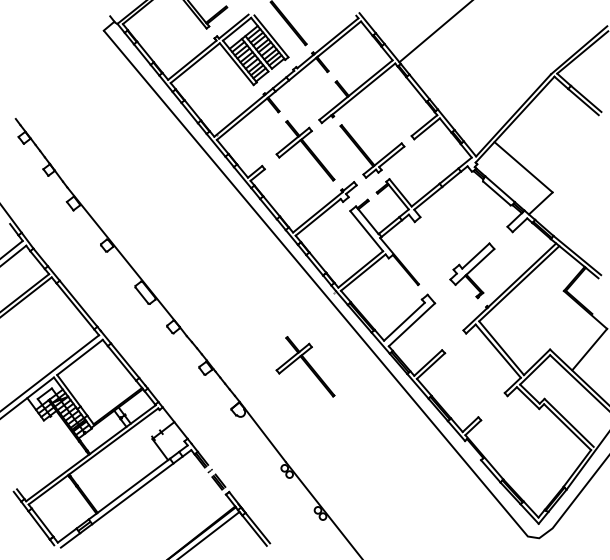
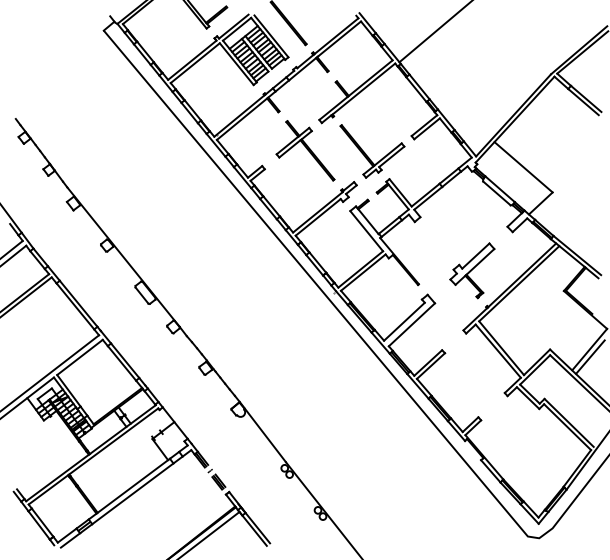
line: none -> present (590, 356)
part: present -> none (305, 366)
